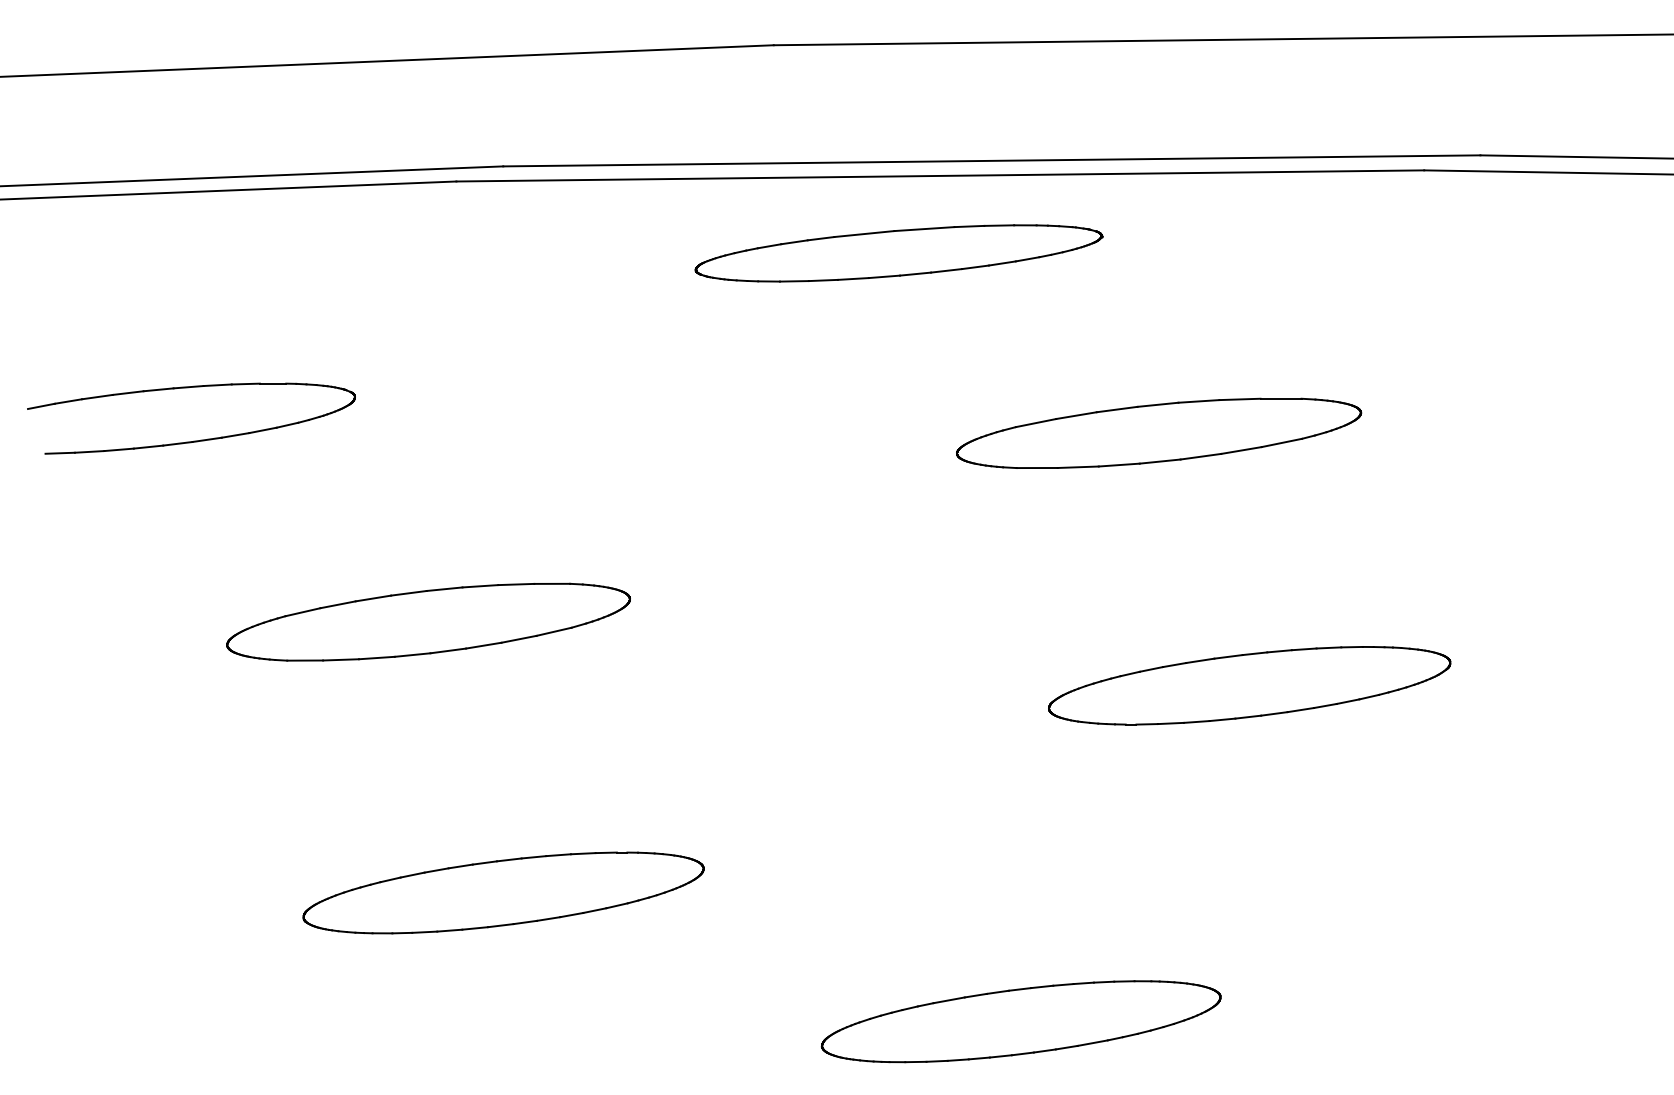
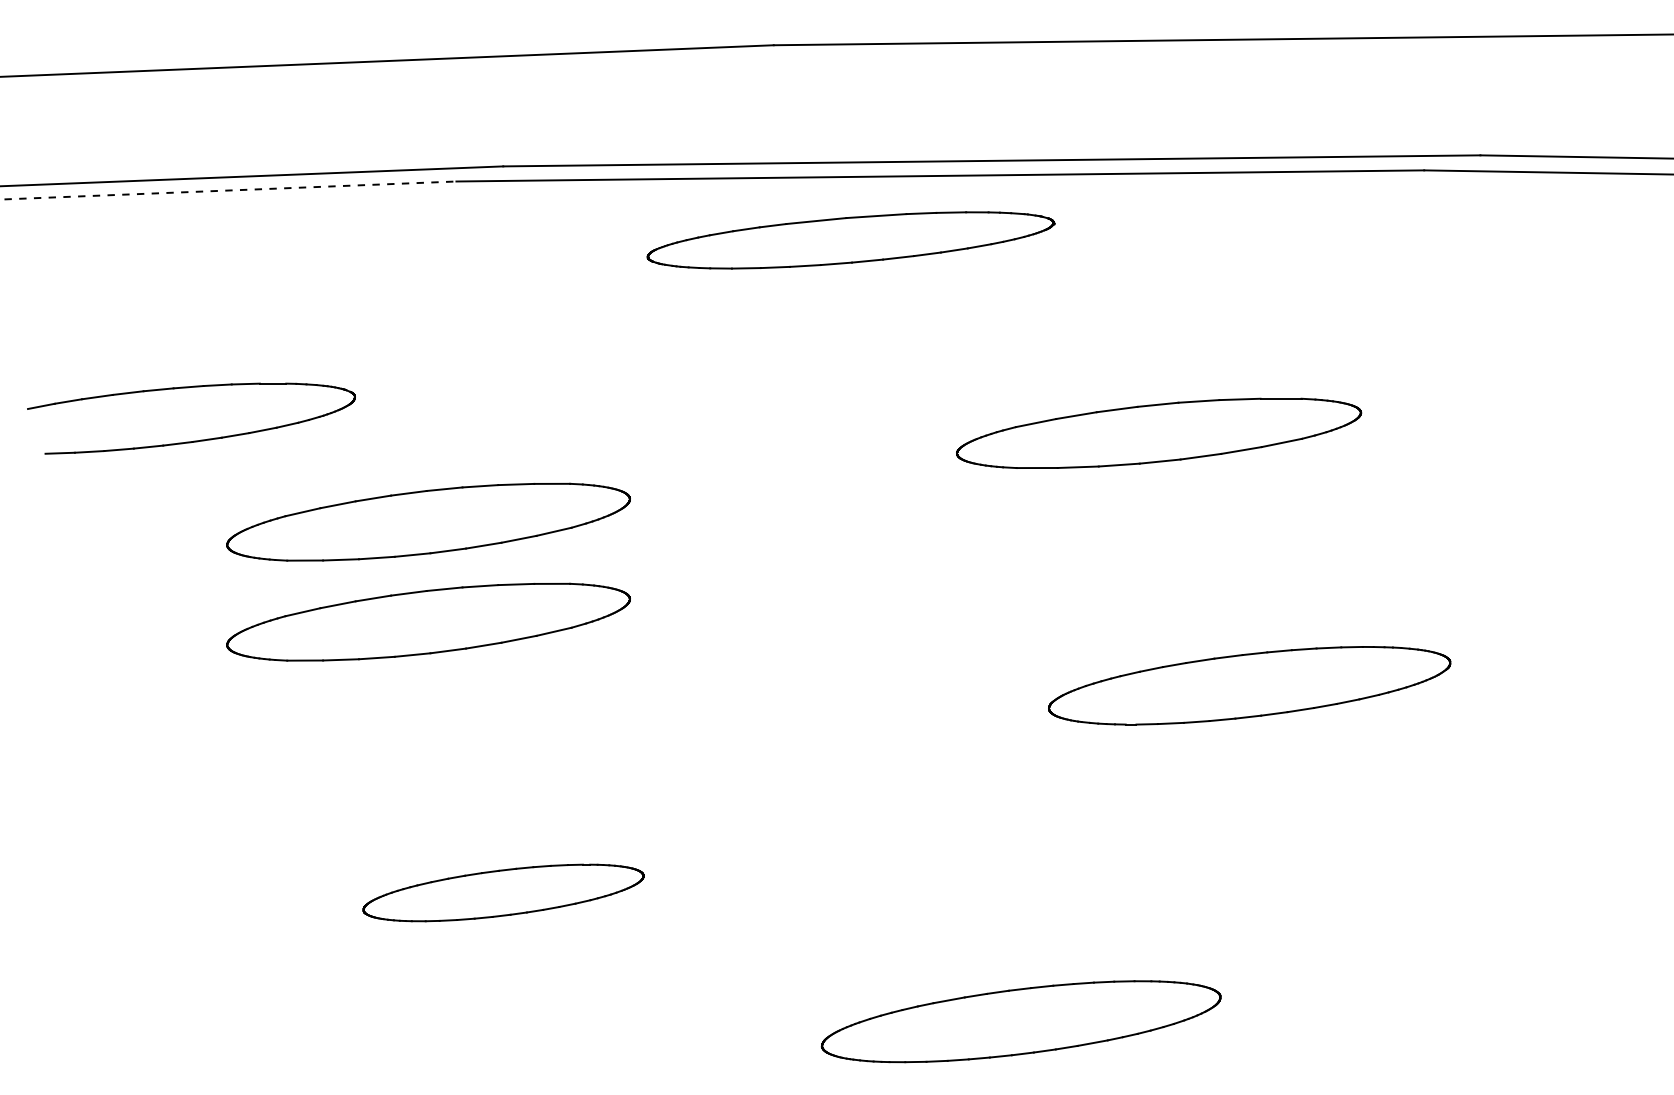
line: solid -> dashed (228, 190)
part position: (898, 253) -> (850, 240) (850, 240)
part: none -> present (428, 521)
part size: 403x84 px -> 283x60 px (503, 892)
